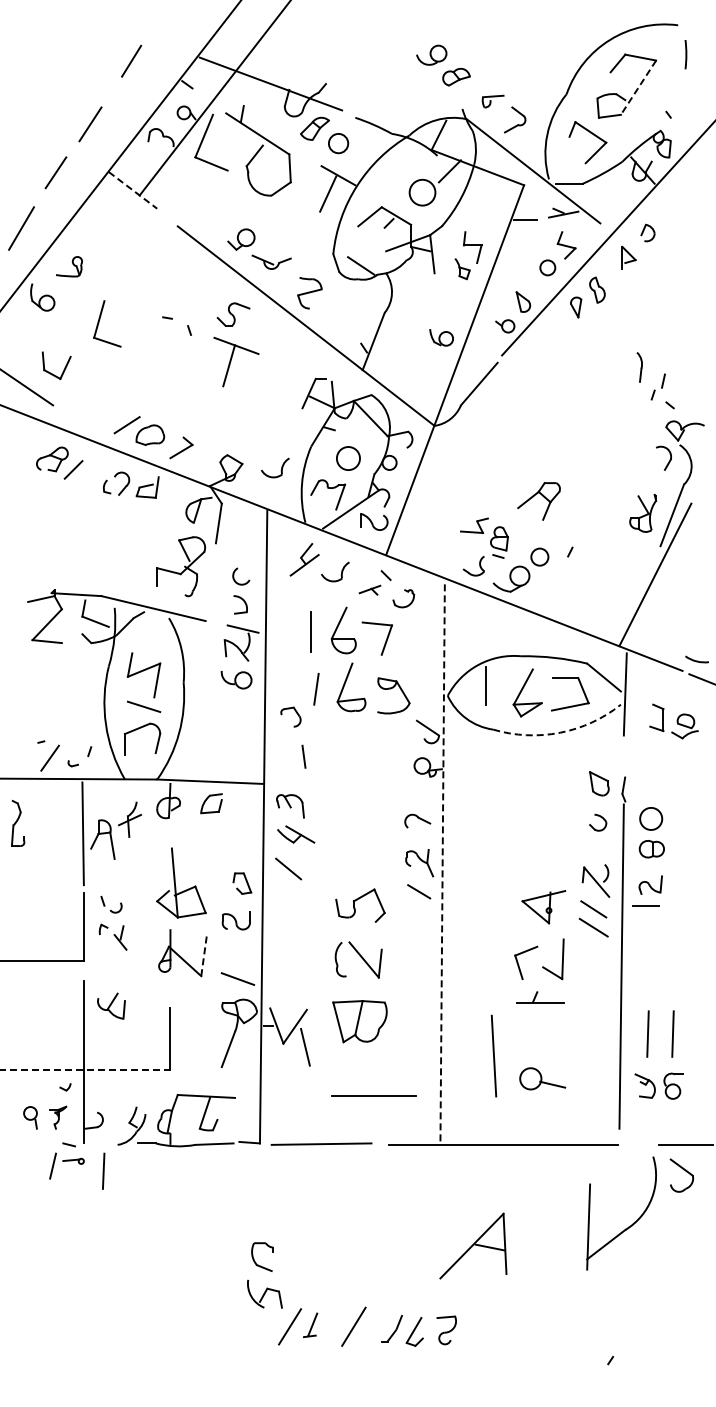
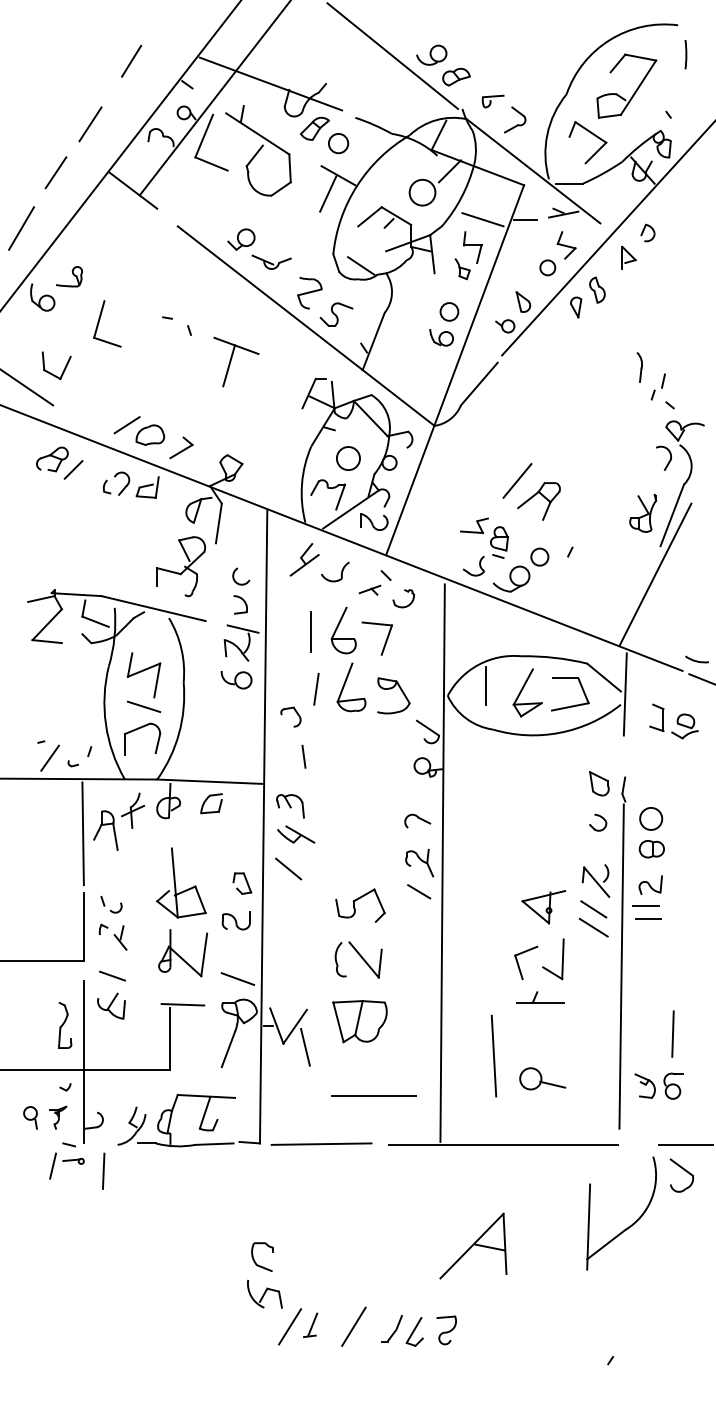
line: none -> present (392, 55)
line: dashed -> solid (638, 88)
line: dashed -> solid (133, 190)
line: none -> present (482, 219)
part position: (69, 266) -> (69, 276) (69, 276)
circle: none -> present (449, 311)
part position: (233, 314) -> (336, 314) (336, 314)
part: present -> none (275, 467)
line: none -> present (517, 480)
arc: dashed -> solid (560, 732)
part position: (18, 823) -> (65, 1025) (65, 1025)
part position: (116, 830) -> (119, 821) (119, 821)
line: dashed -> solid (442, 863)
line: none -> present (647, 918)
line: dashed -> solid (204, 954)
line: none -> present (112, 975)
line: none -> present (182, 1004)
line: present -> none (647, 1033)
line: dashed -> solid (85, 1070)
